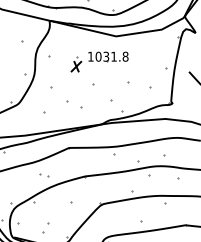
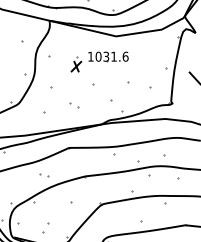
text: 1031.8 -> 1031.6 (125, 56)
part size: 17x9 px -> 11x7 px (74, 105)
